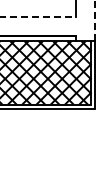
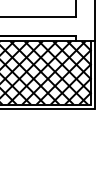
line: dashed -> solid (38, 16)
line: dashed -> solid (95, 20)
